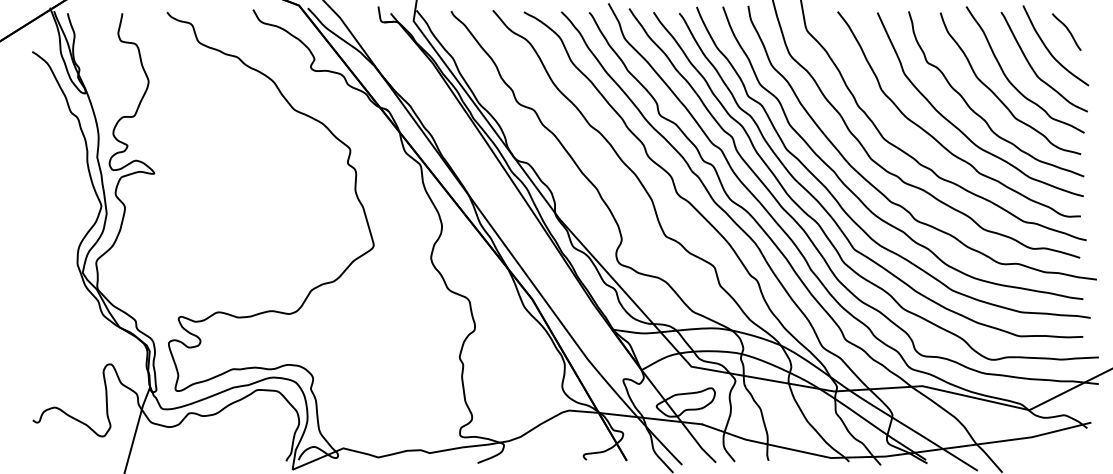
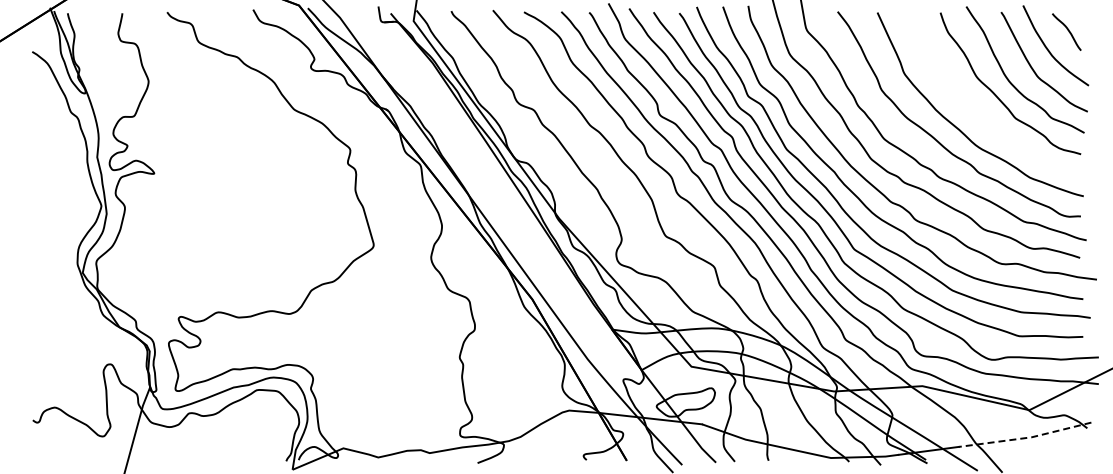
curve: present -> none (979, 114)
line: solid -> dashed (1025, 438)
